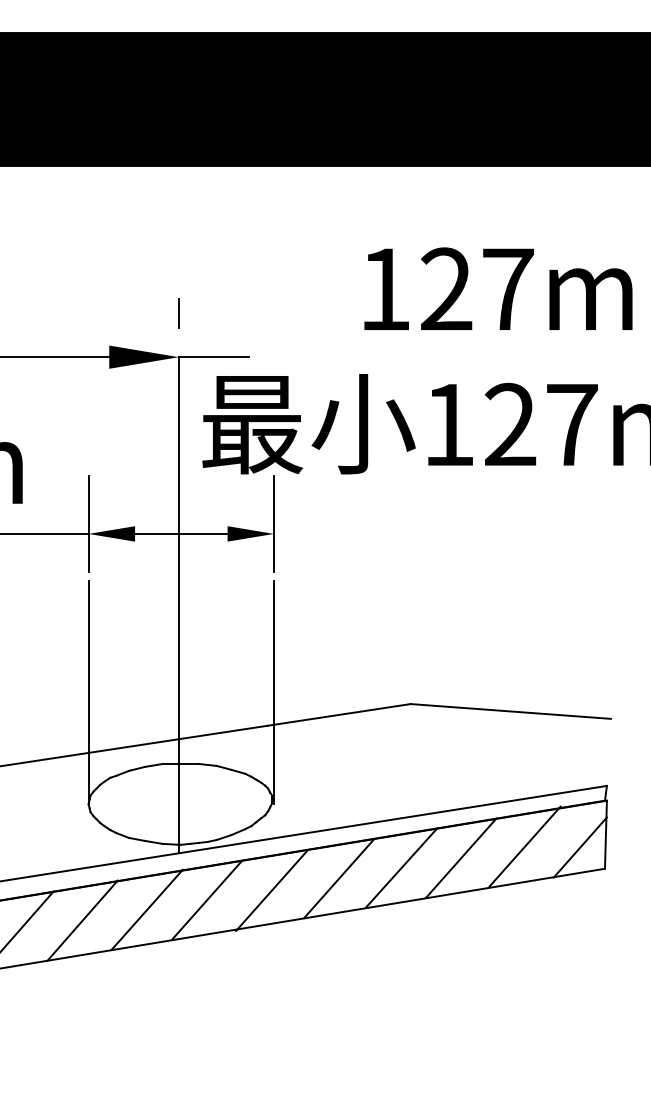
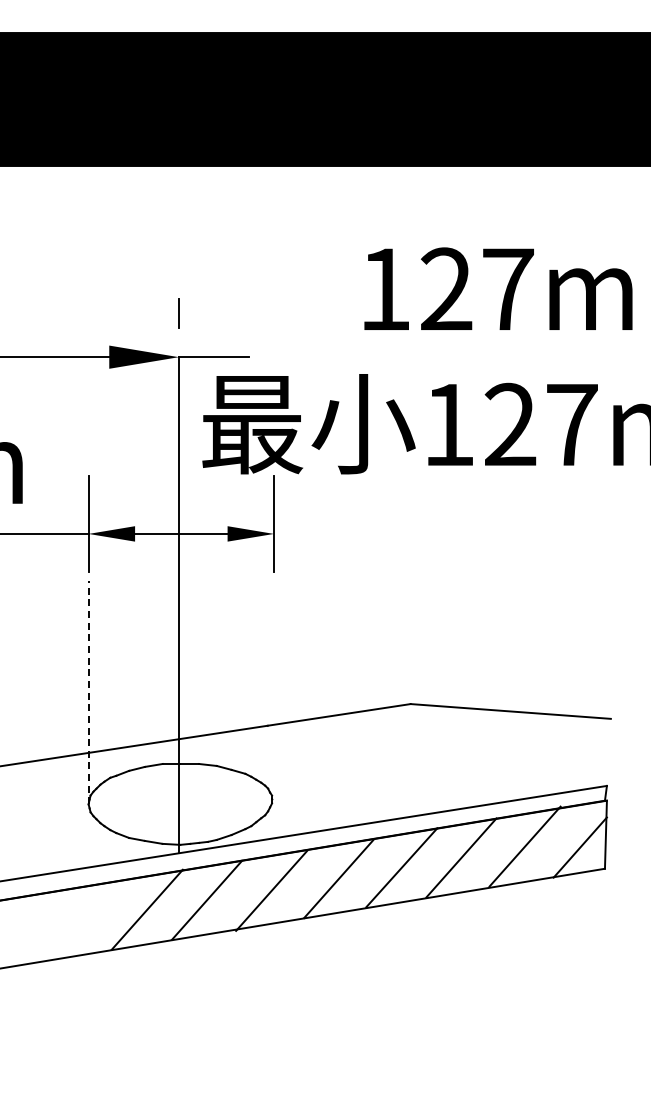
line: solid -> dashed (88, 692)
line: present -> none (274, 692)
line: present -> none (27, 920)
line: present -> none (82, 920)
